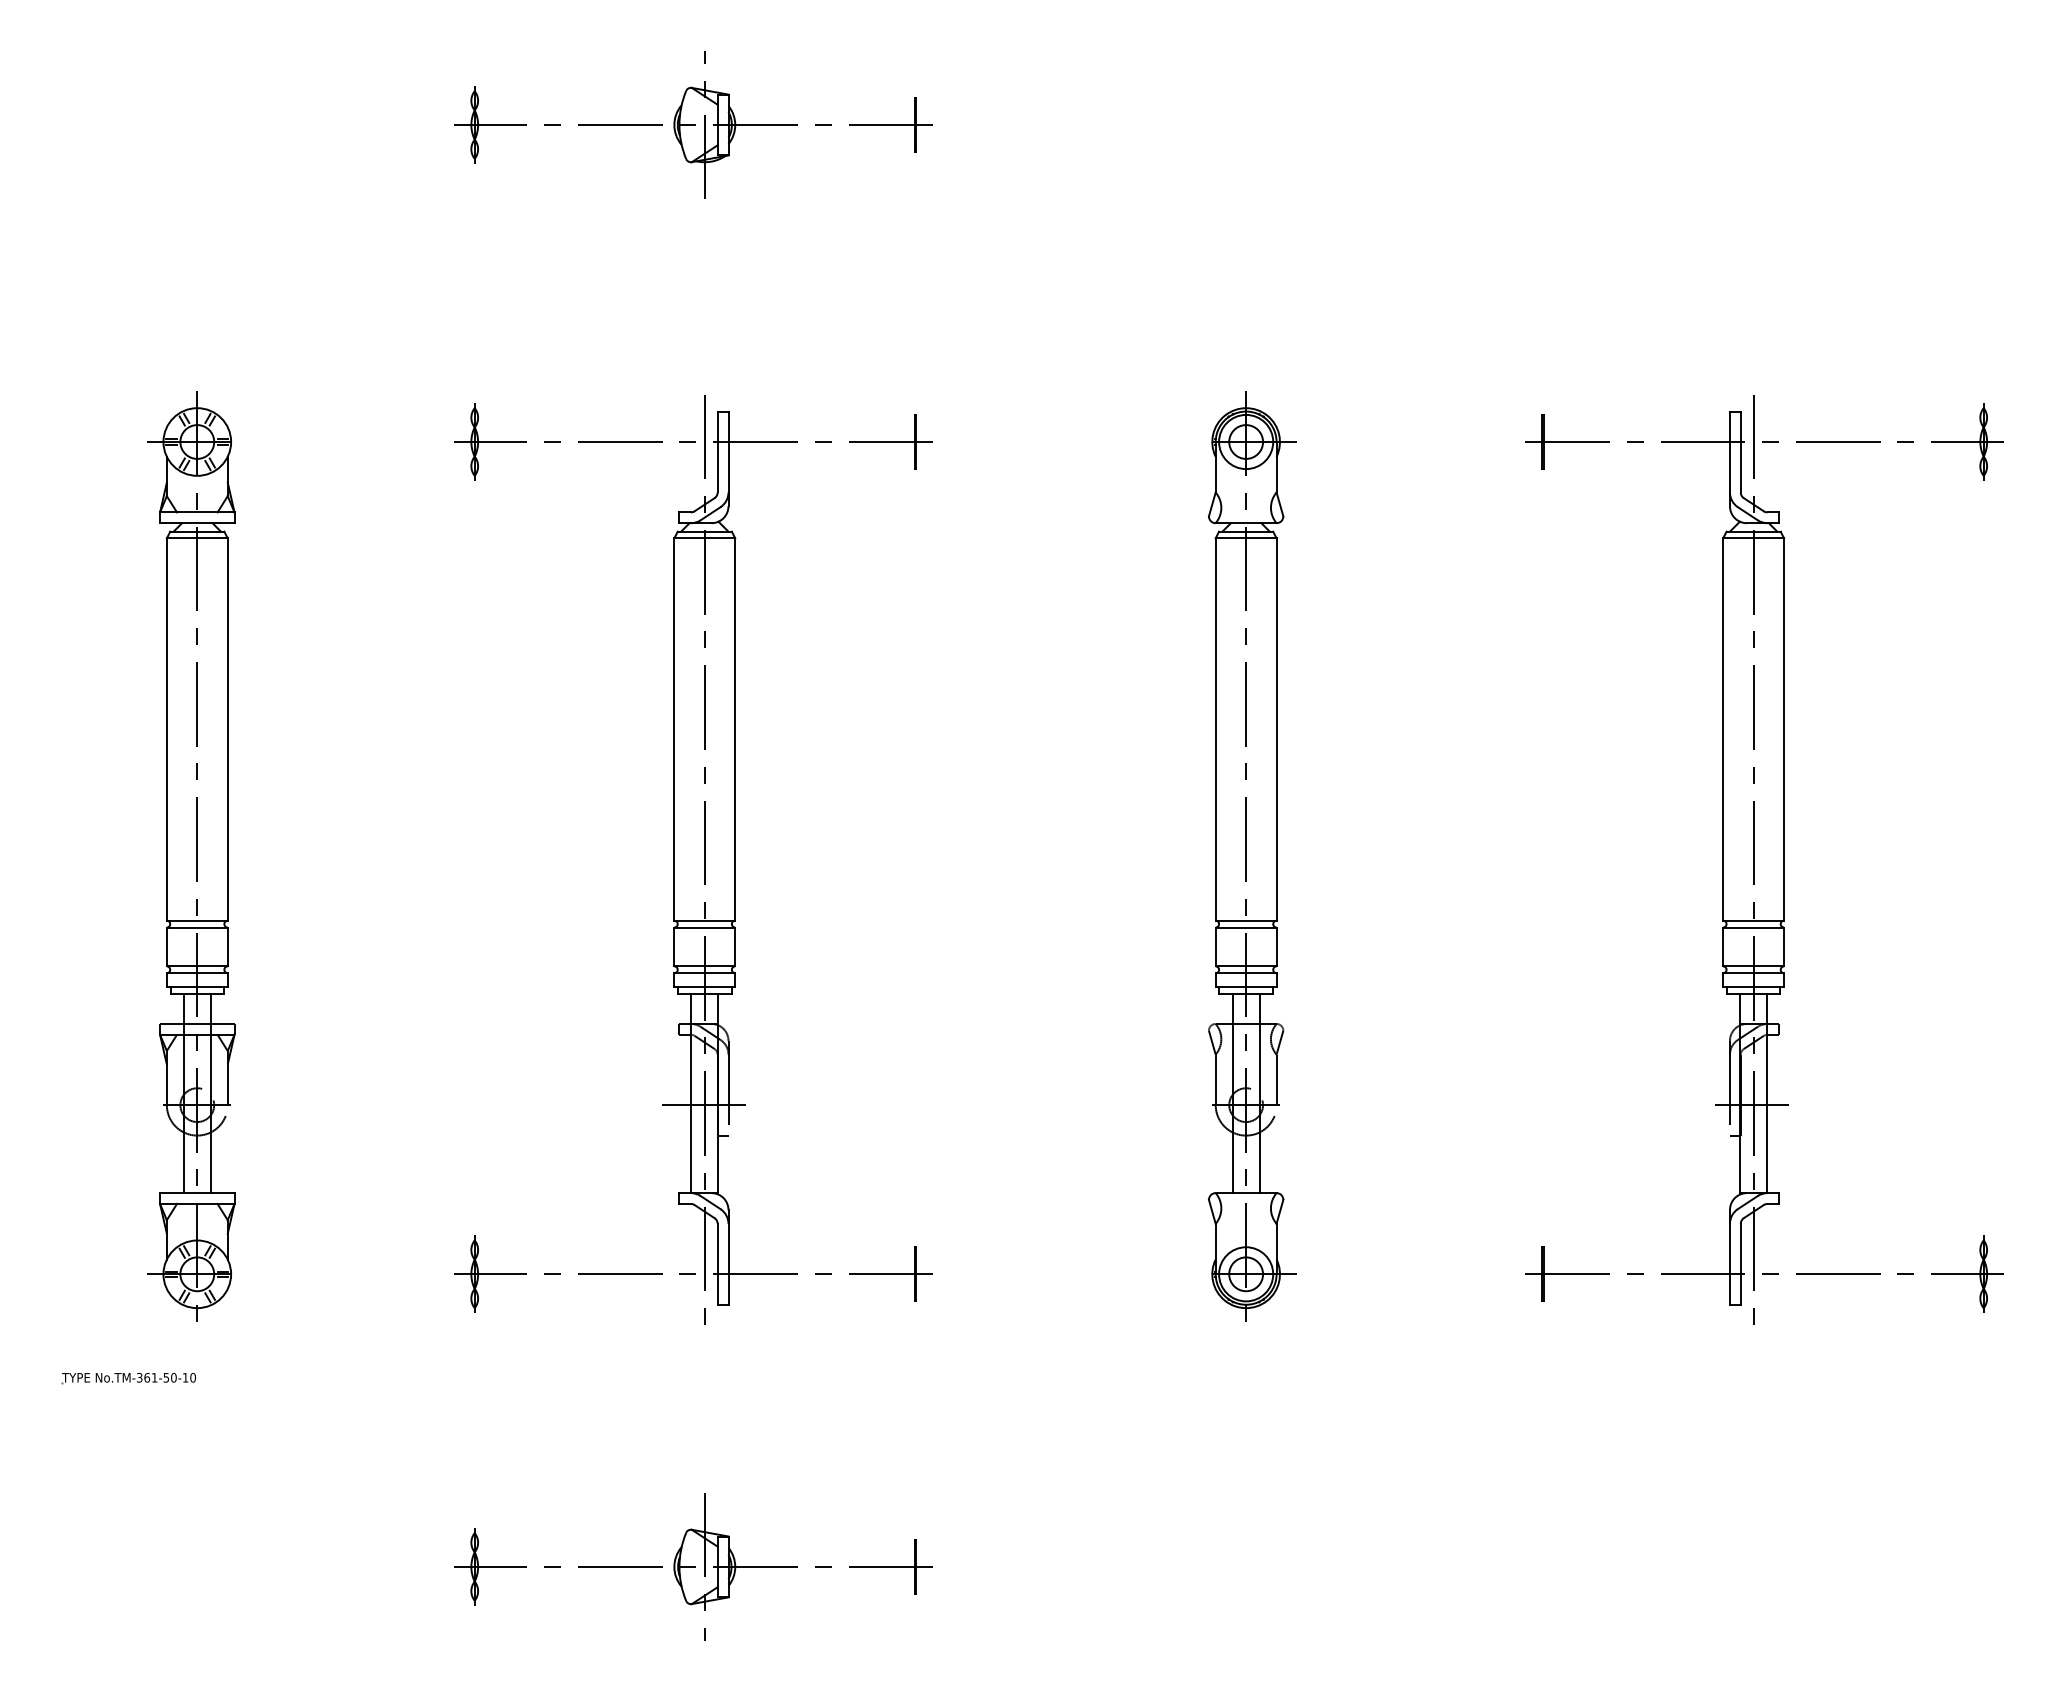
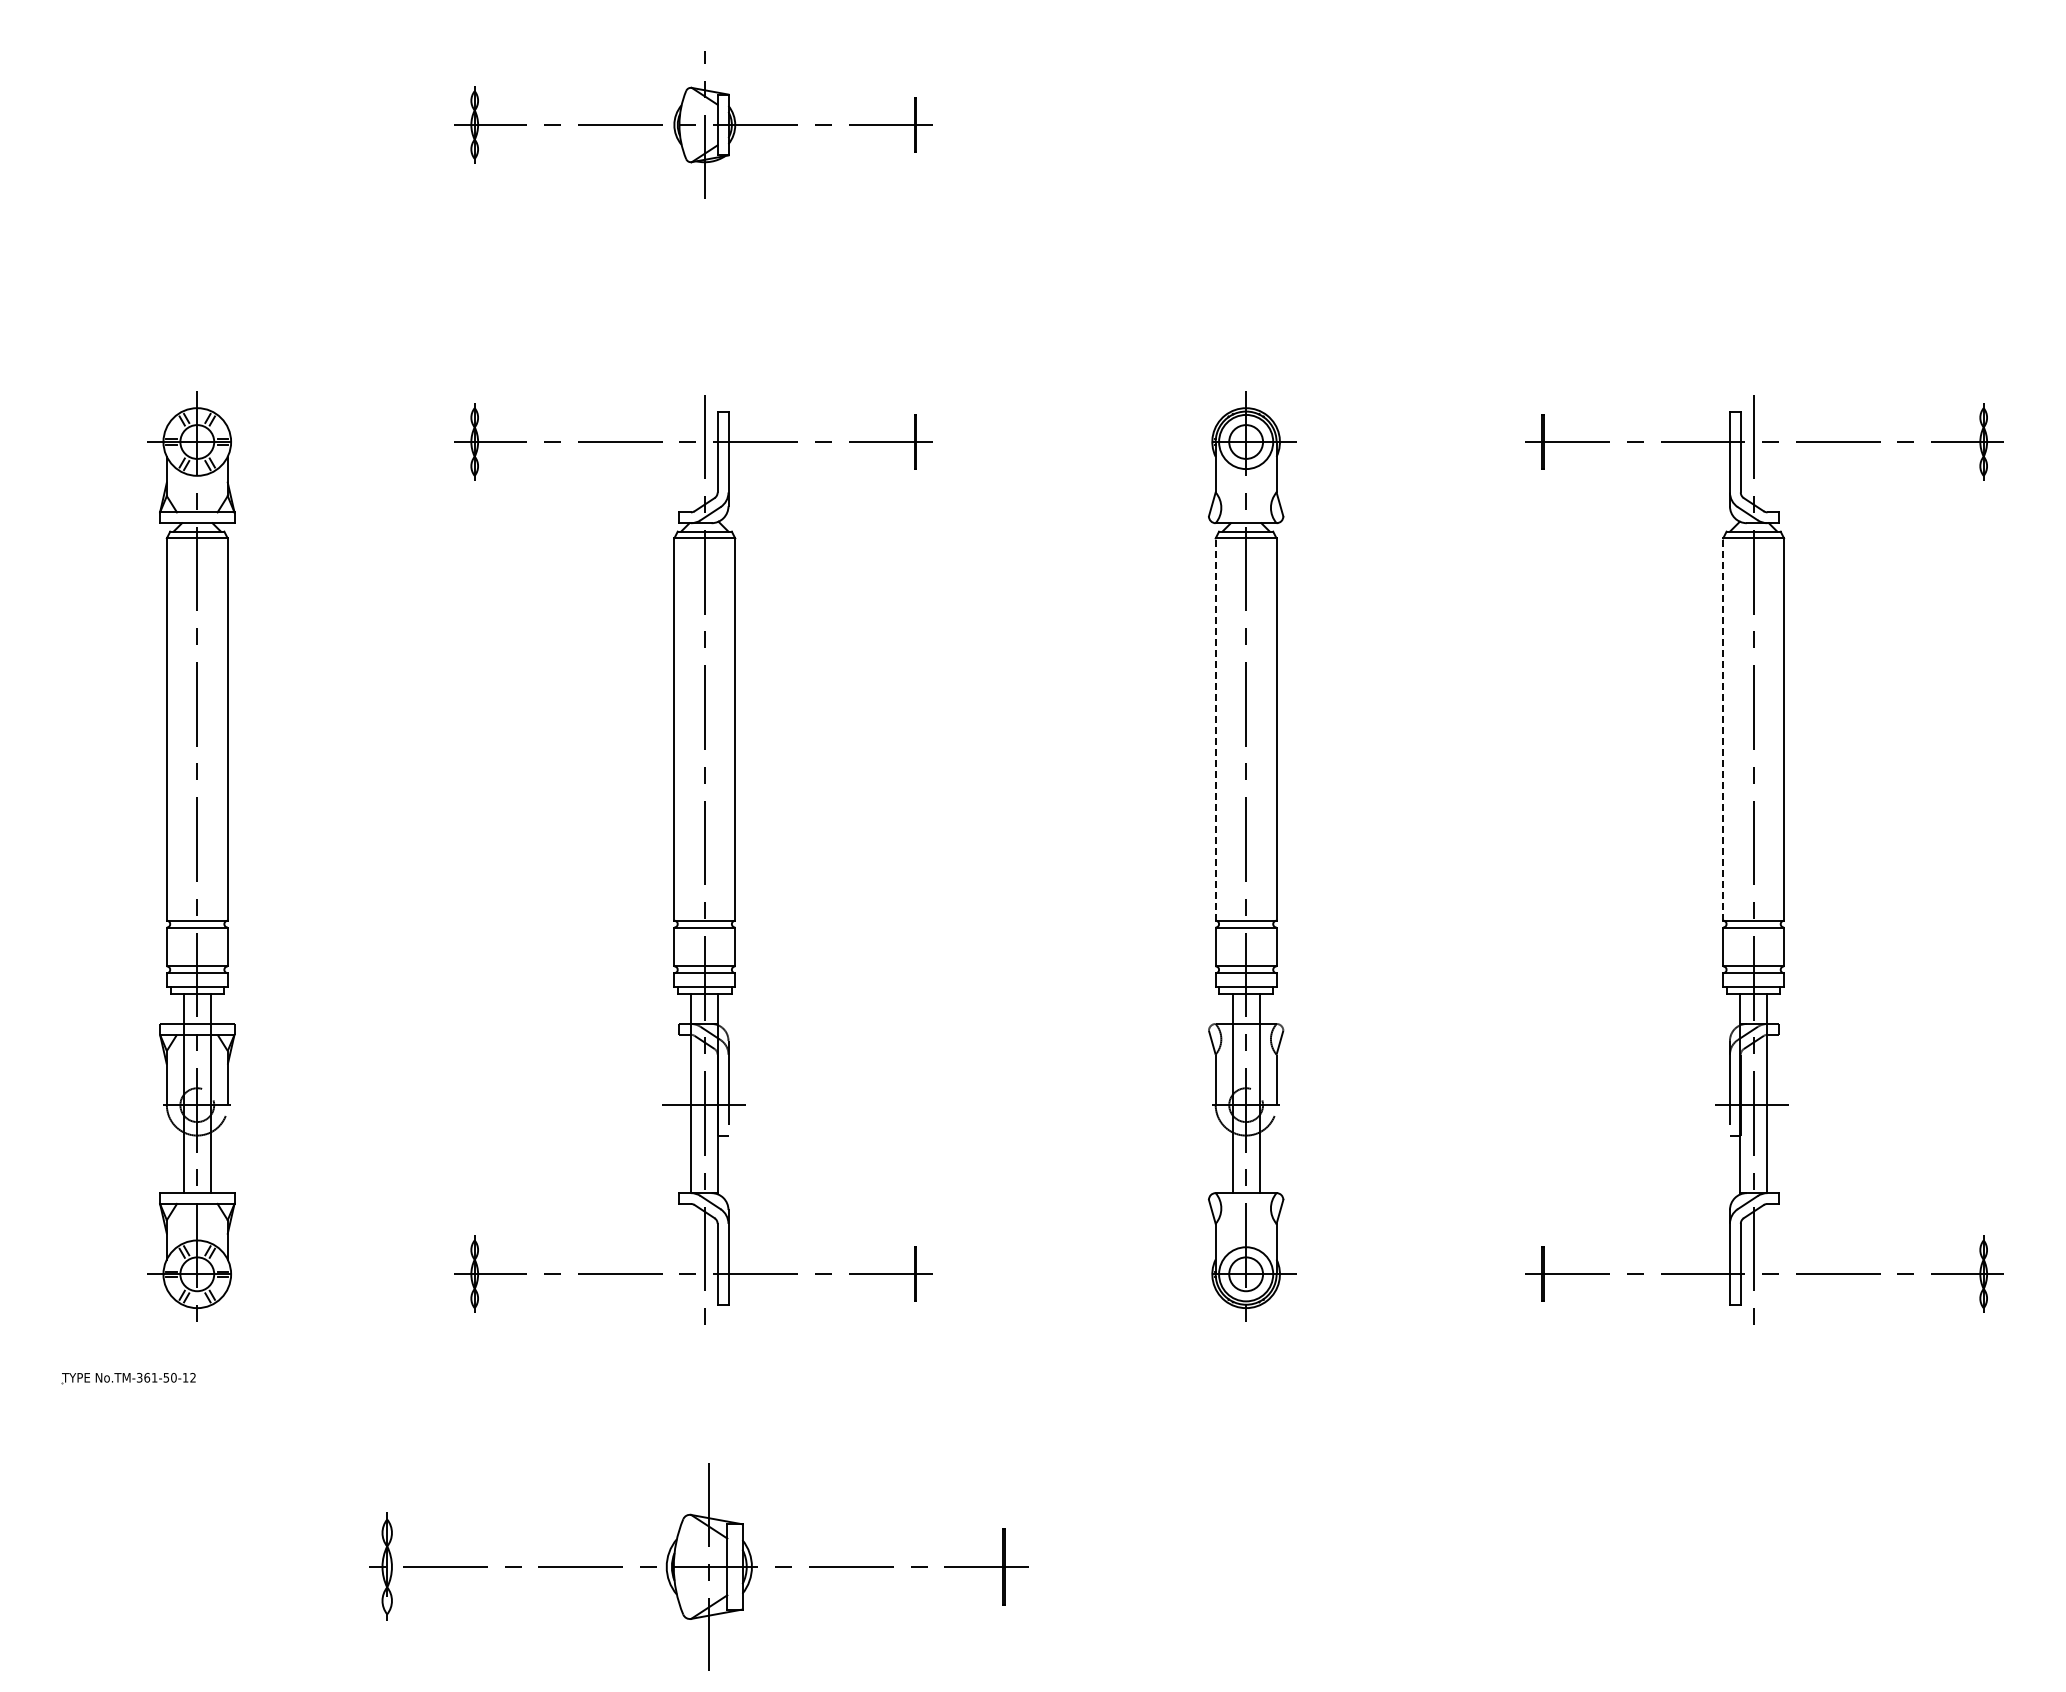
line: solid -> dashed (1215, 729)
line: solid -> dashed (1723, 729)
text: No.TM-361-50-10 -> No.TM-361-50-12 (192, 1377)
part size: 479x148 px -> 660x208 px (698, 1566)
